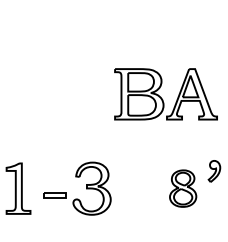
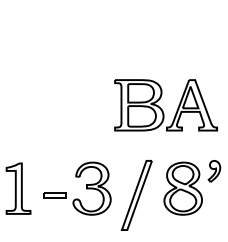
part position: (165, 94) -> (165, 105) (165, 105)
part size: 29x39 px -> 40x55 px (182, 188)
part: none -> present (136, 195)
